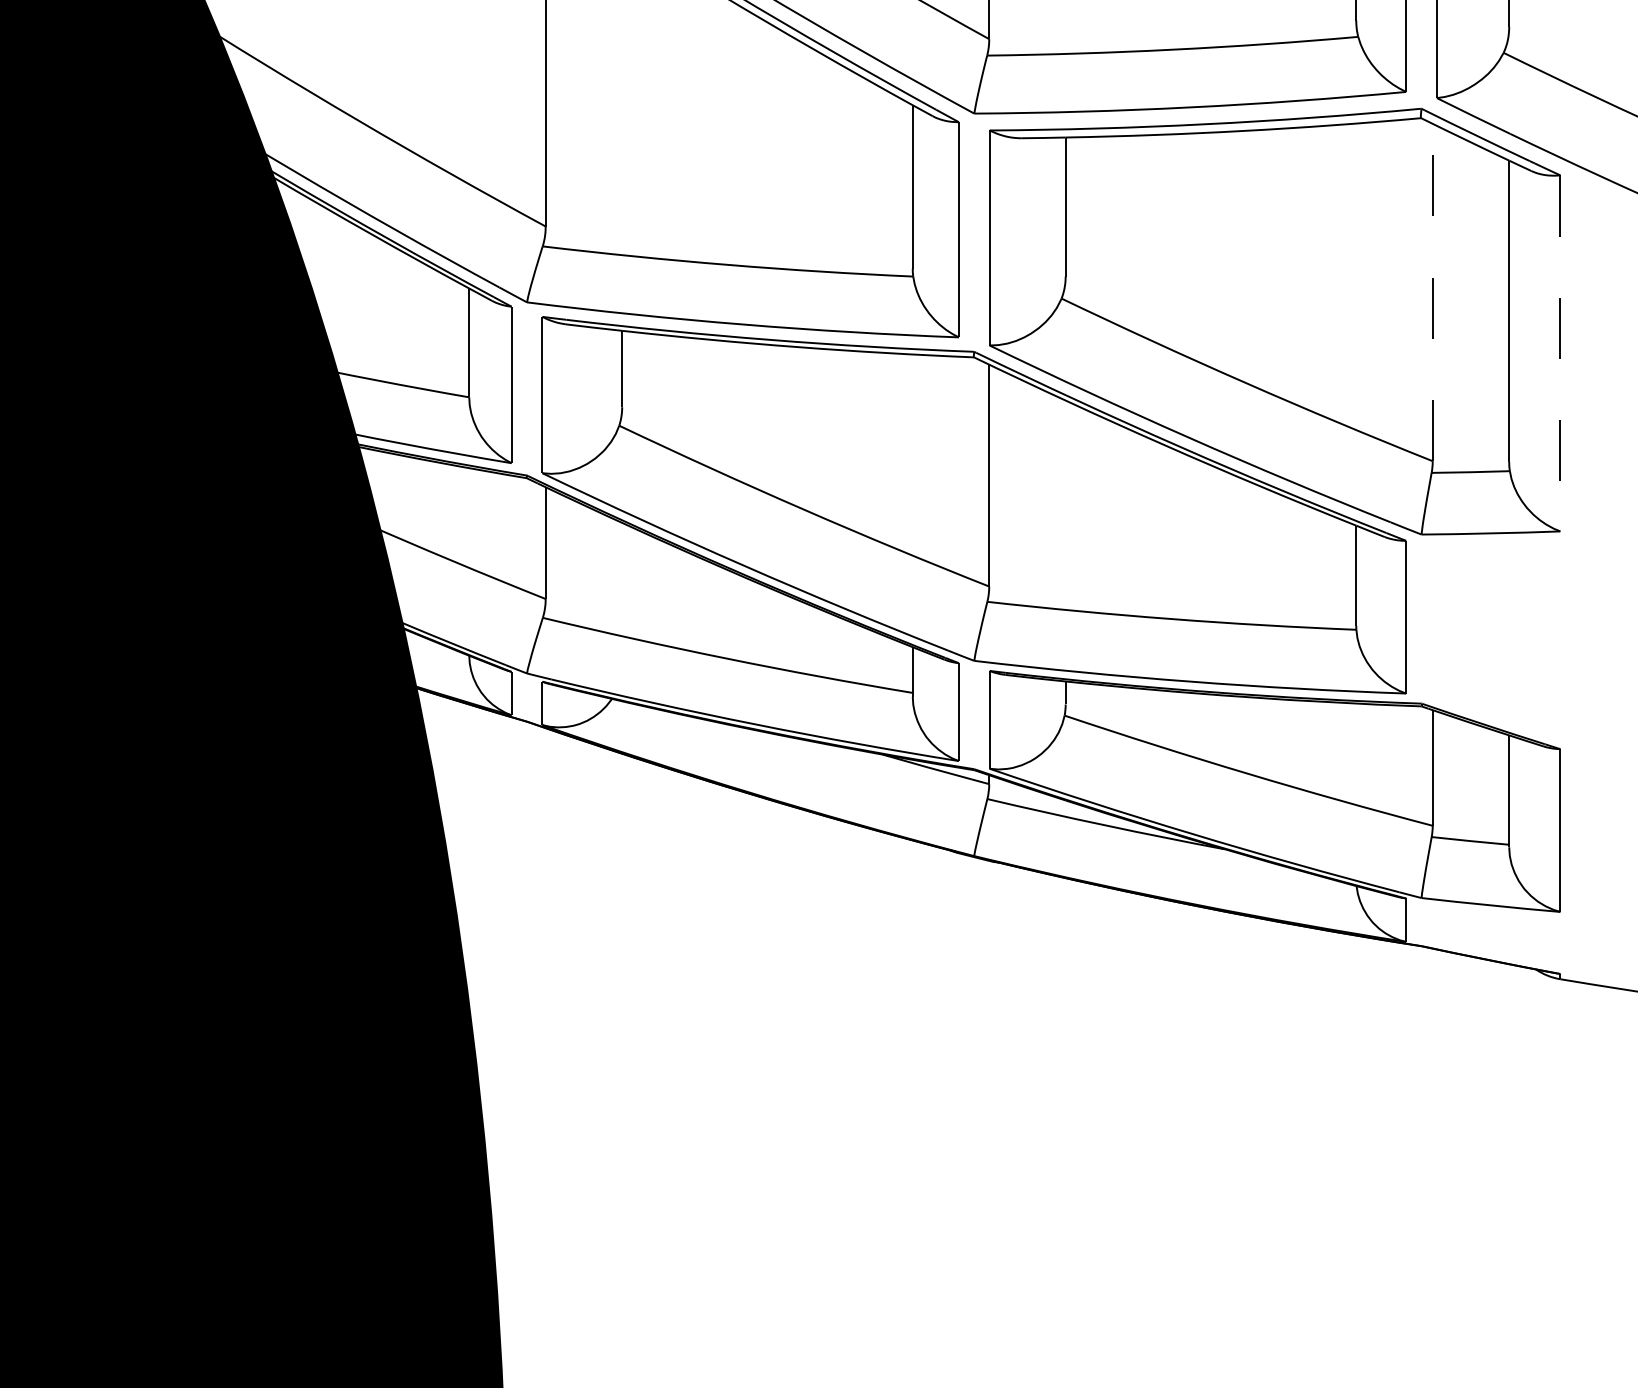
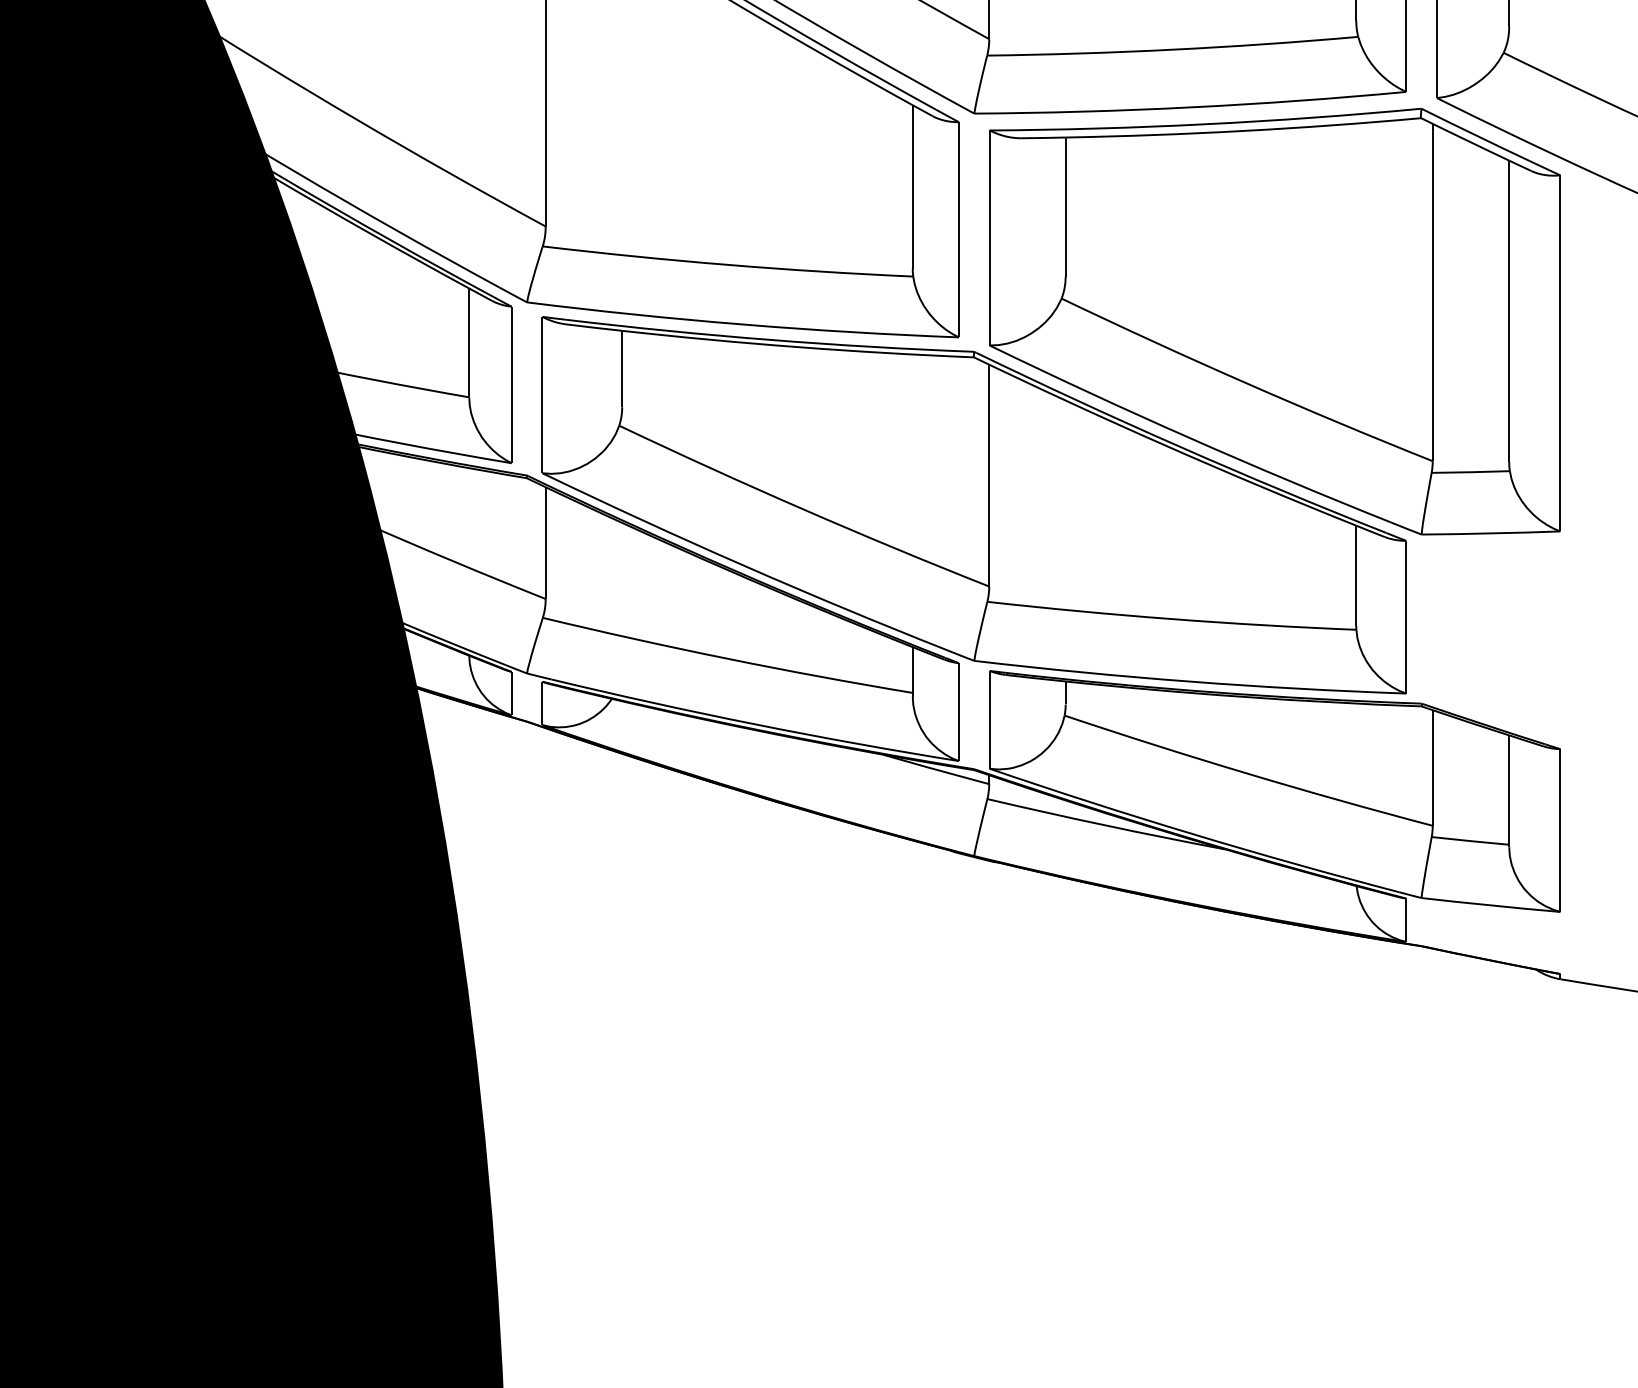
line: dashed -> solid (1432, 292)
line: dashed -> solid (1560, 353)
